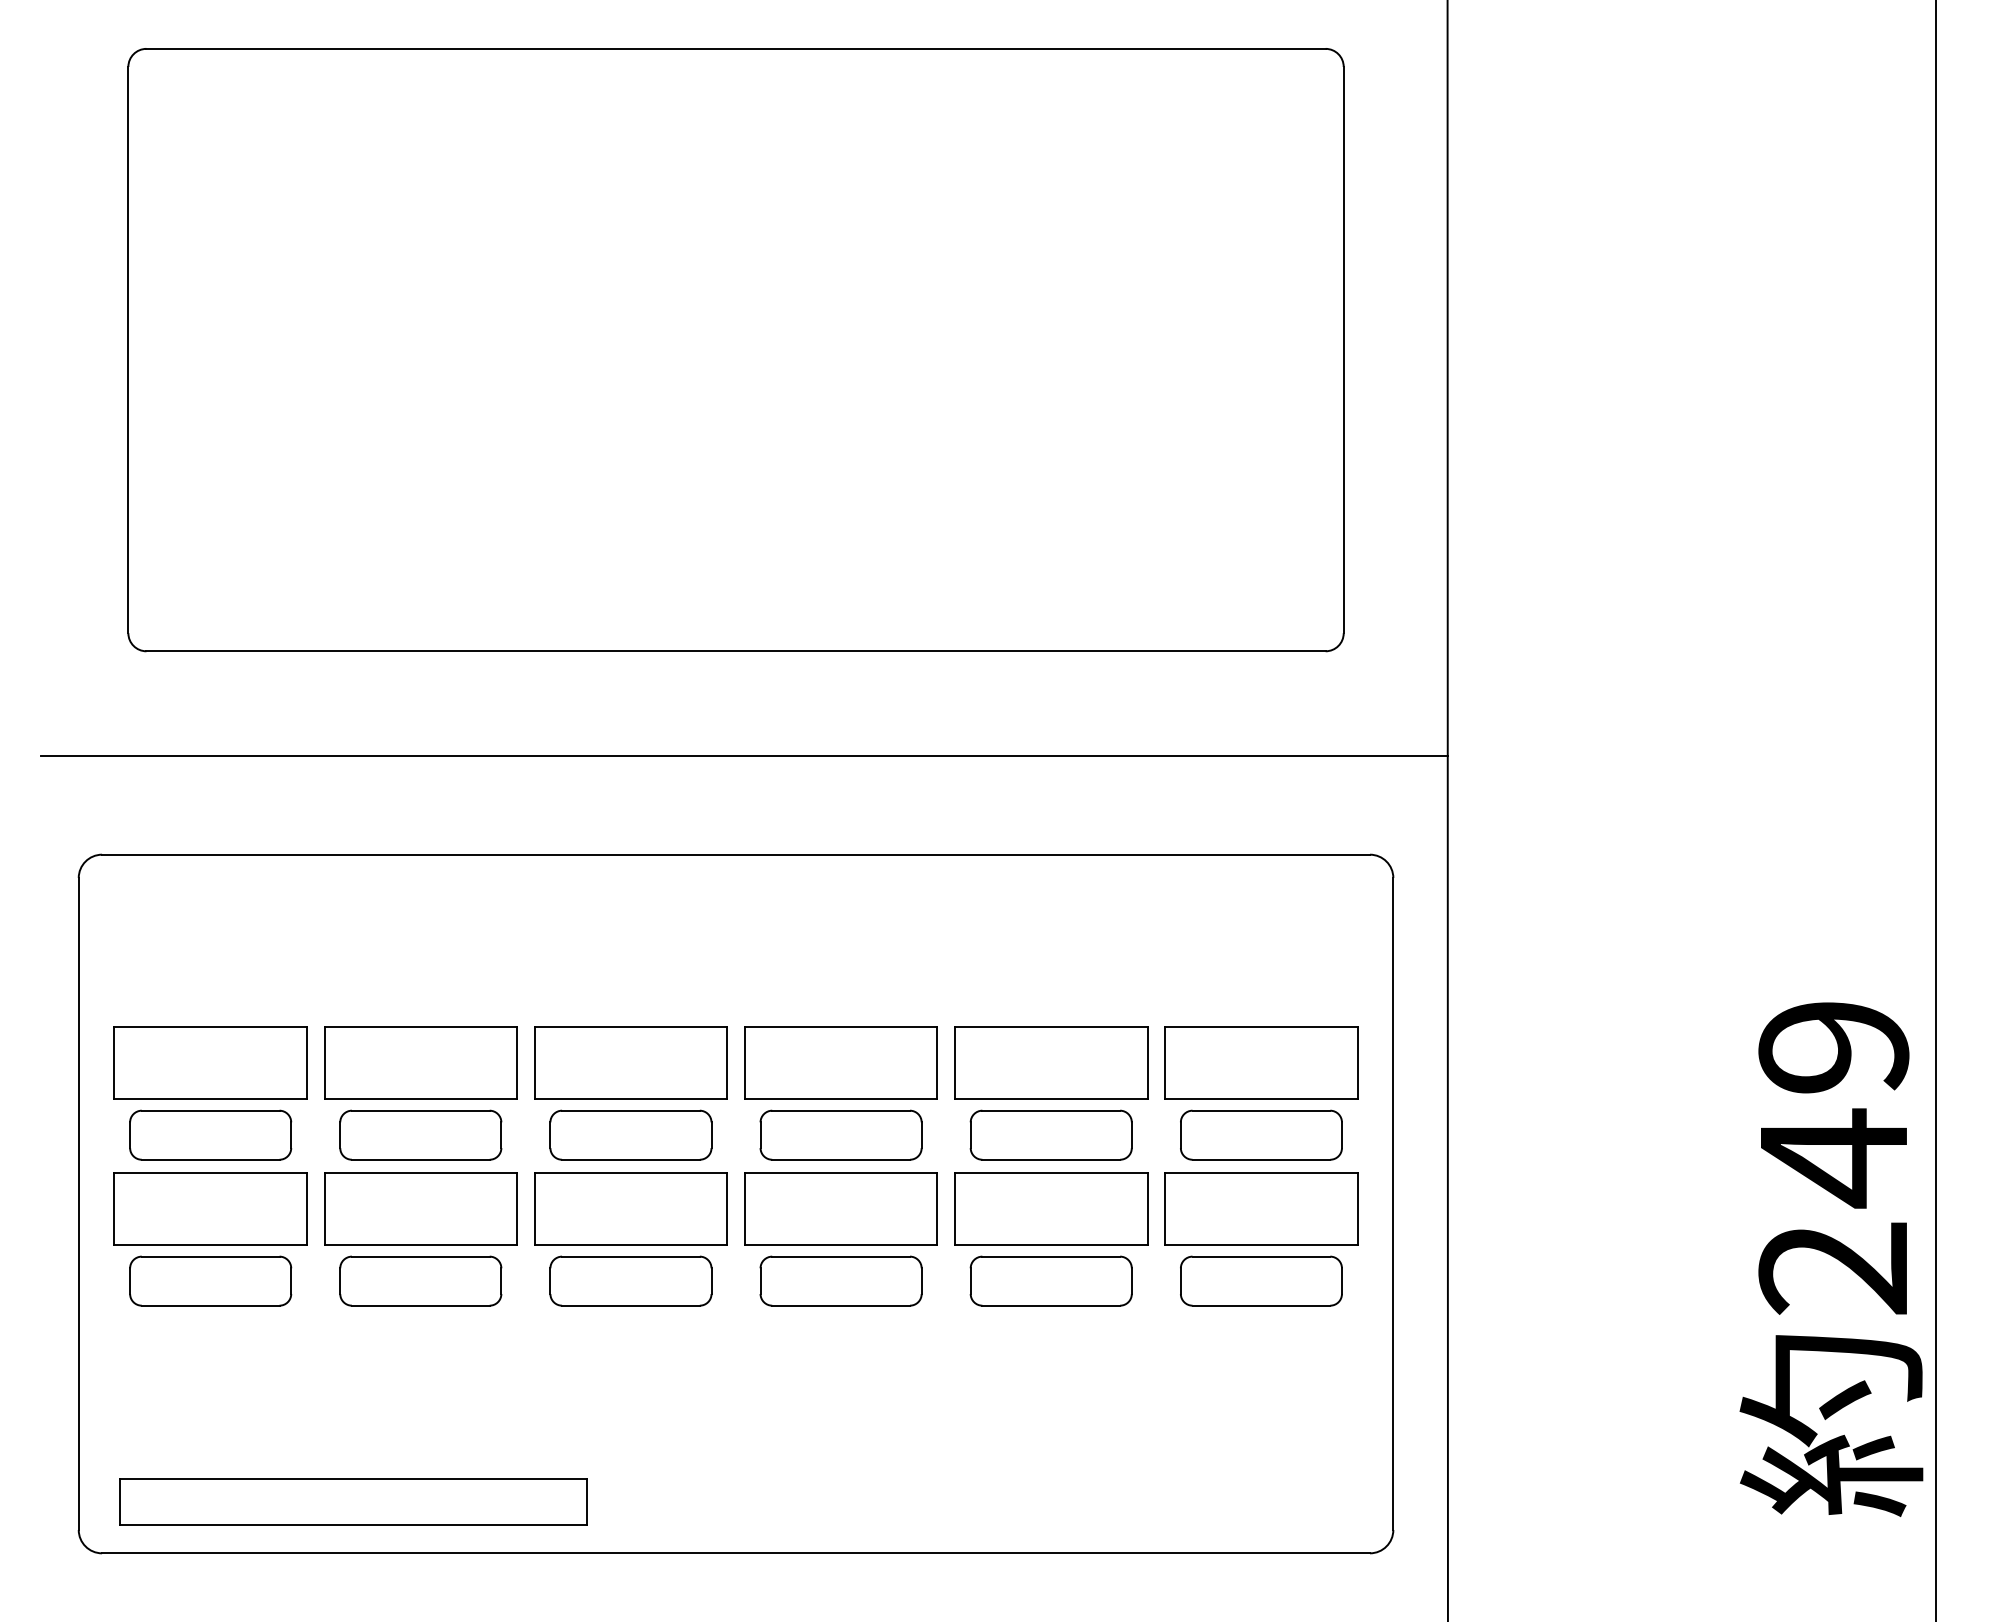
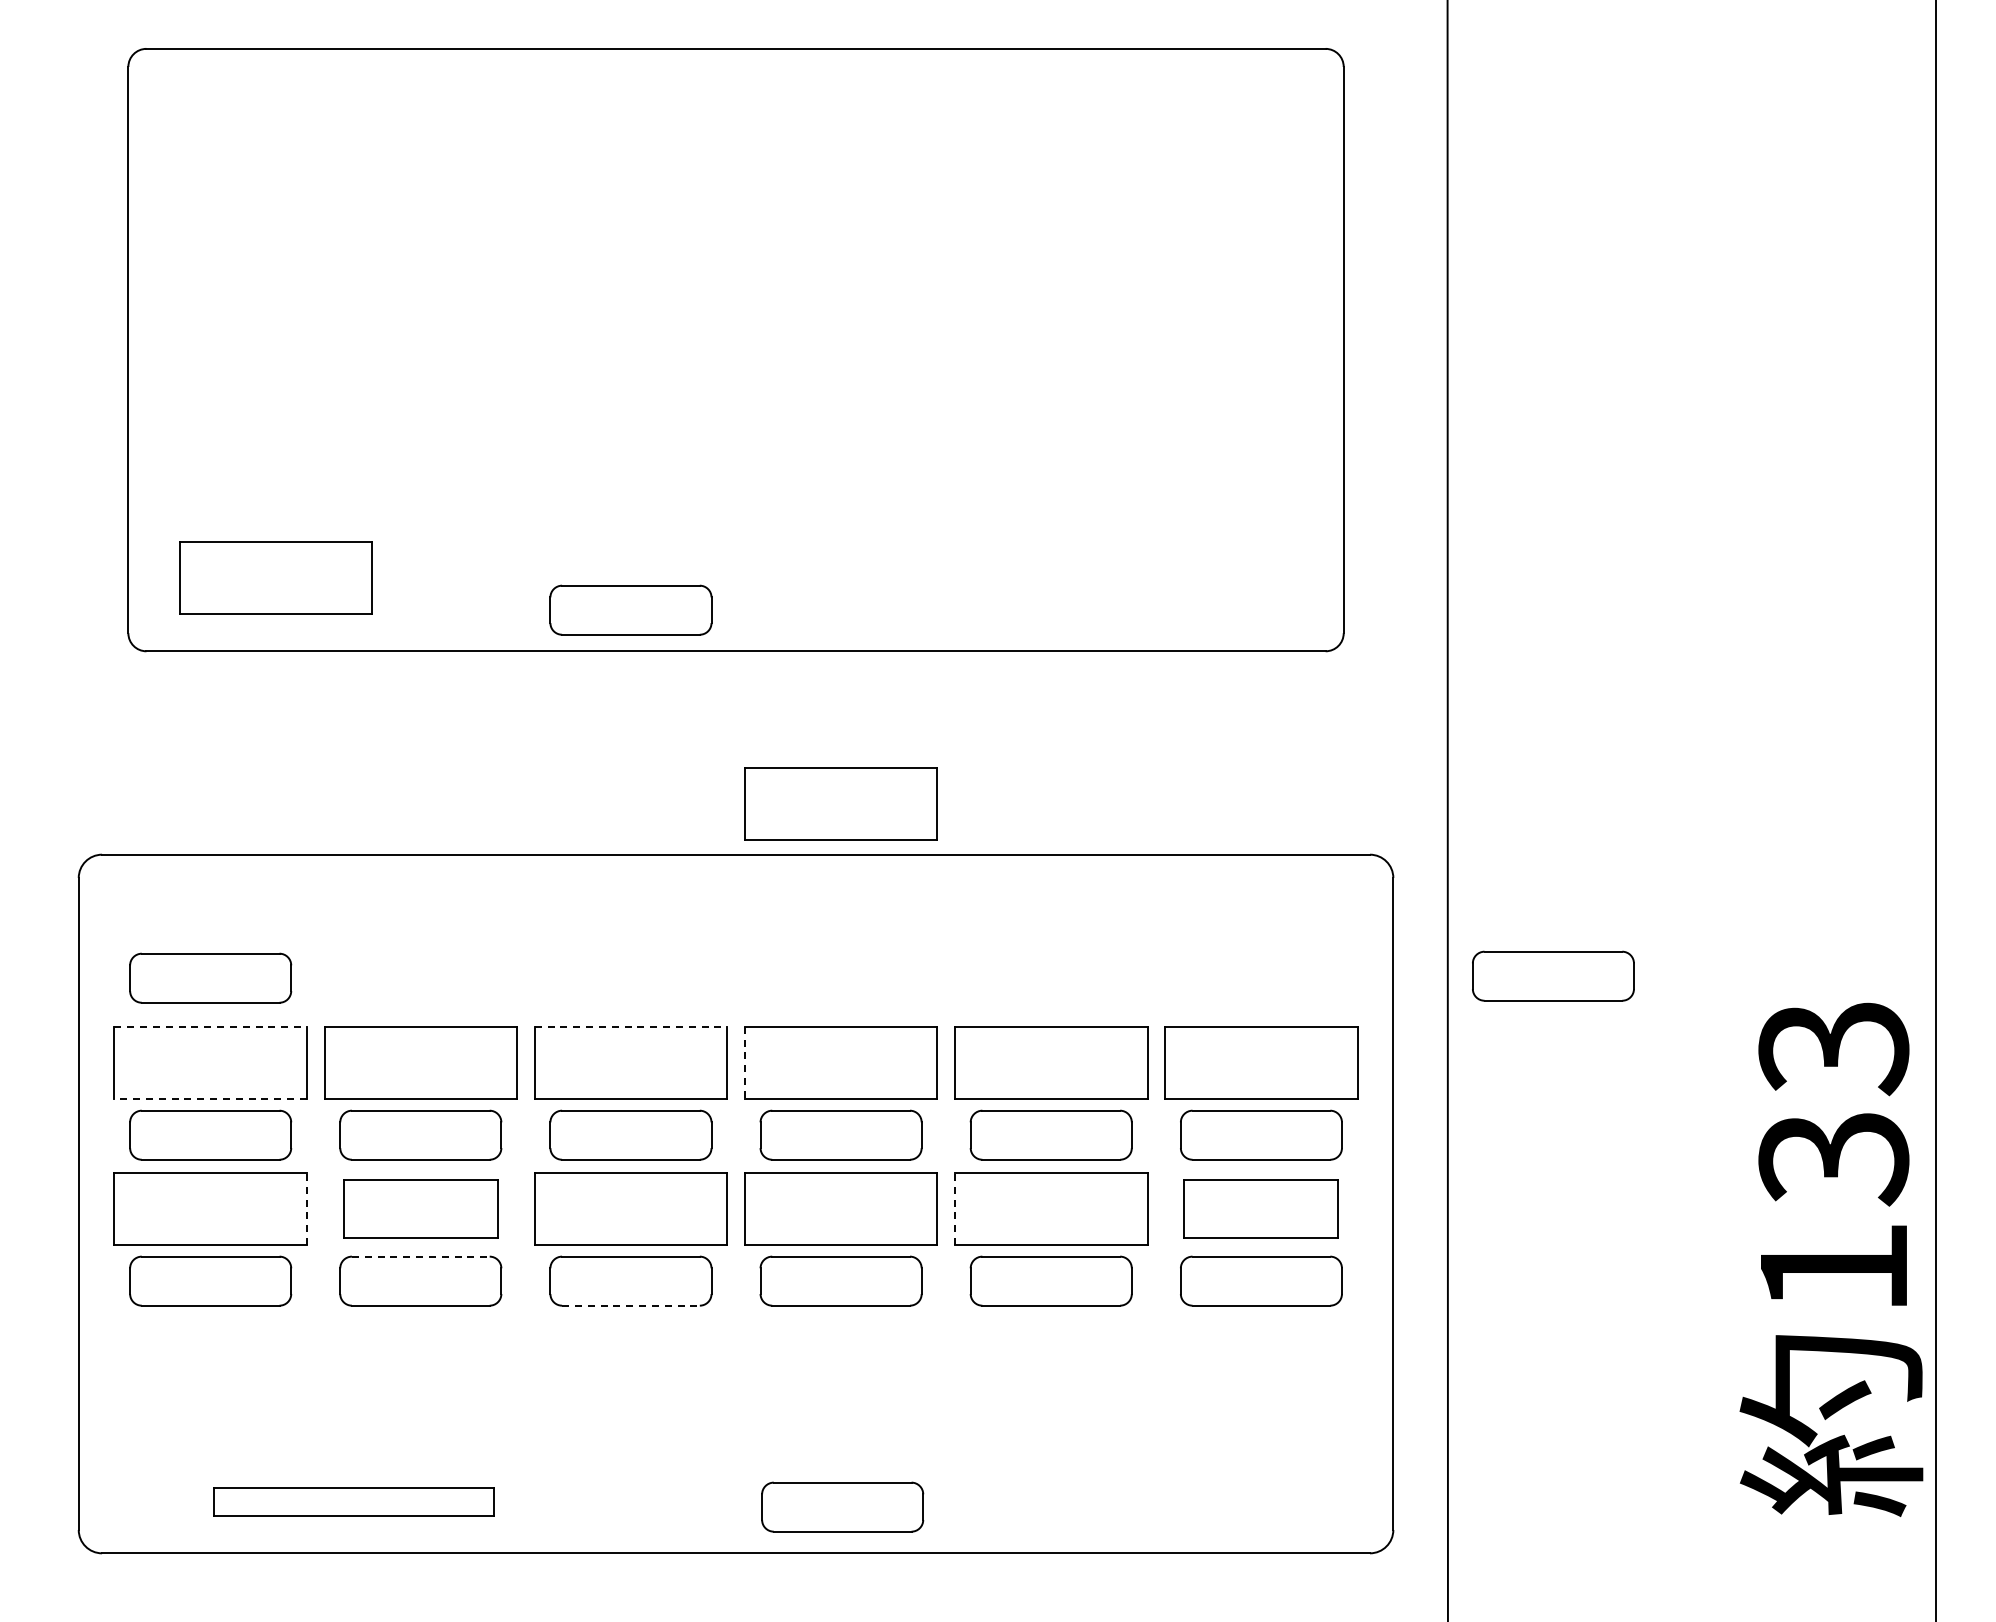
part: none -> present (275, 577)
part: none -> present (630, 609)
line: present -> none (744, 755)
part: none -> present (840, 803)
part: none -> present (1553, 975)
part: none -> present (210, 977)
line: solid -> dashed (211, 1026)
line: solid -> dashed (631, 1026)
line: solid -> dashed (744, 1063)
line: solid -> dashed (210, 1099)
text: 249 -> 133 (1833, 1158)
line: solid -> dashed (307, 1208)
part size: 194x74 px -> 156x60 px (420, 1208)
line: solid -> dashed (954, 1208)
part size: 195x74 px -> 156x60 px (1260, 1208)
line: solid -> dashed (420, 1256)
line: solid -> dashed (630, 1305)
part size: 469x48 px -> 282x30 px (353, 1501)
part: none -> present (842, 1506)
